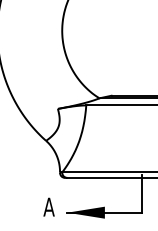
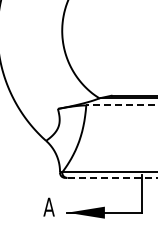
line: solid -> dashed (122, 105)
line: solid -> dashed (112, 177)
